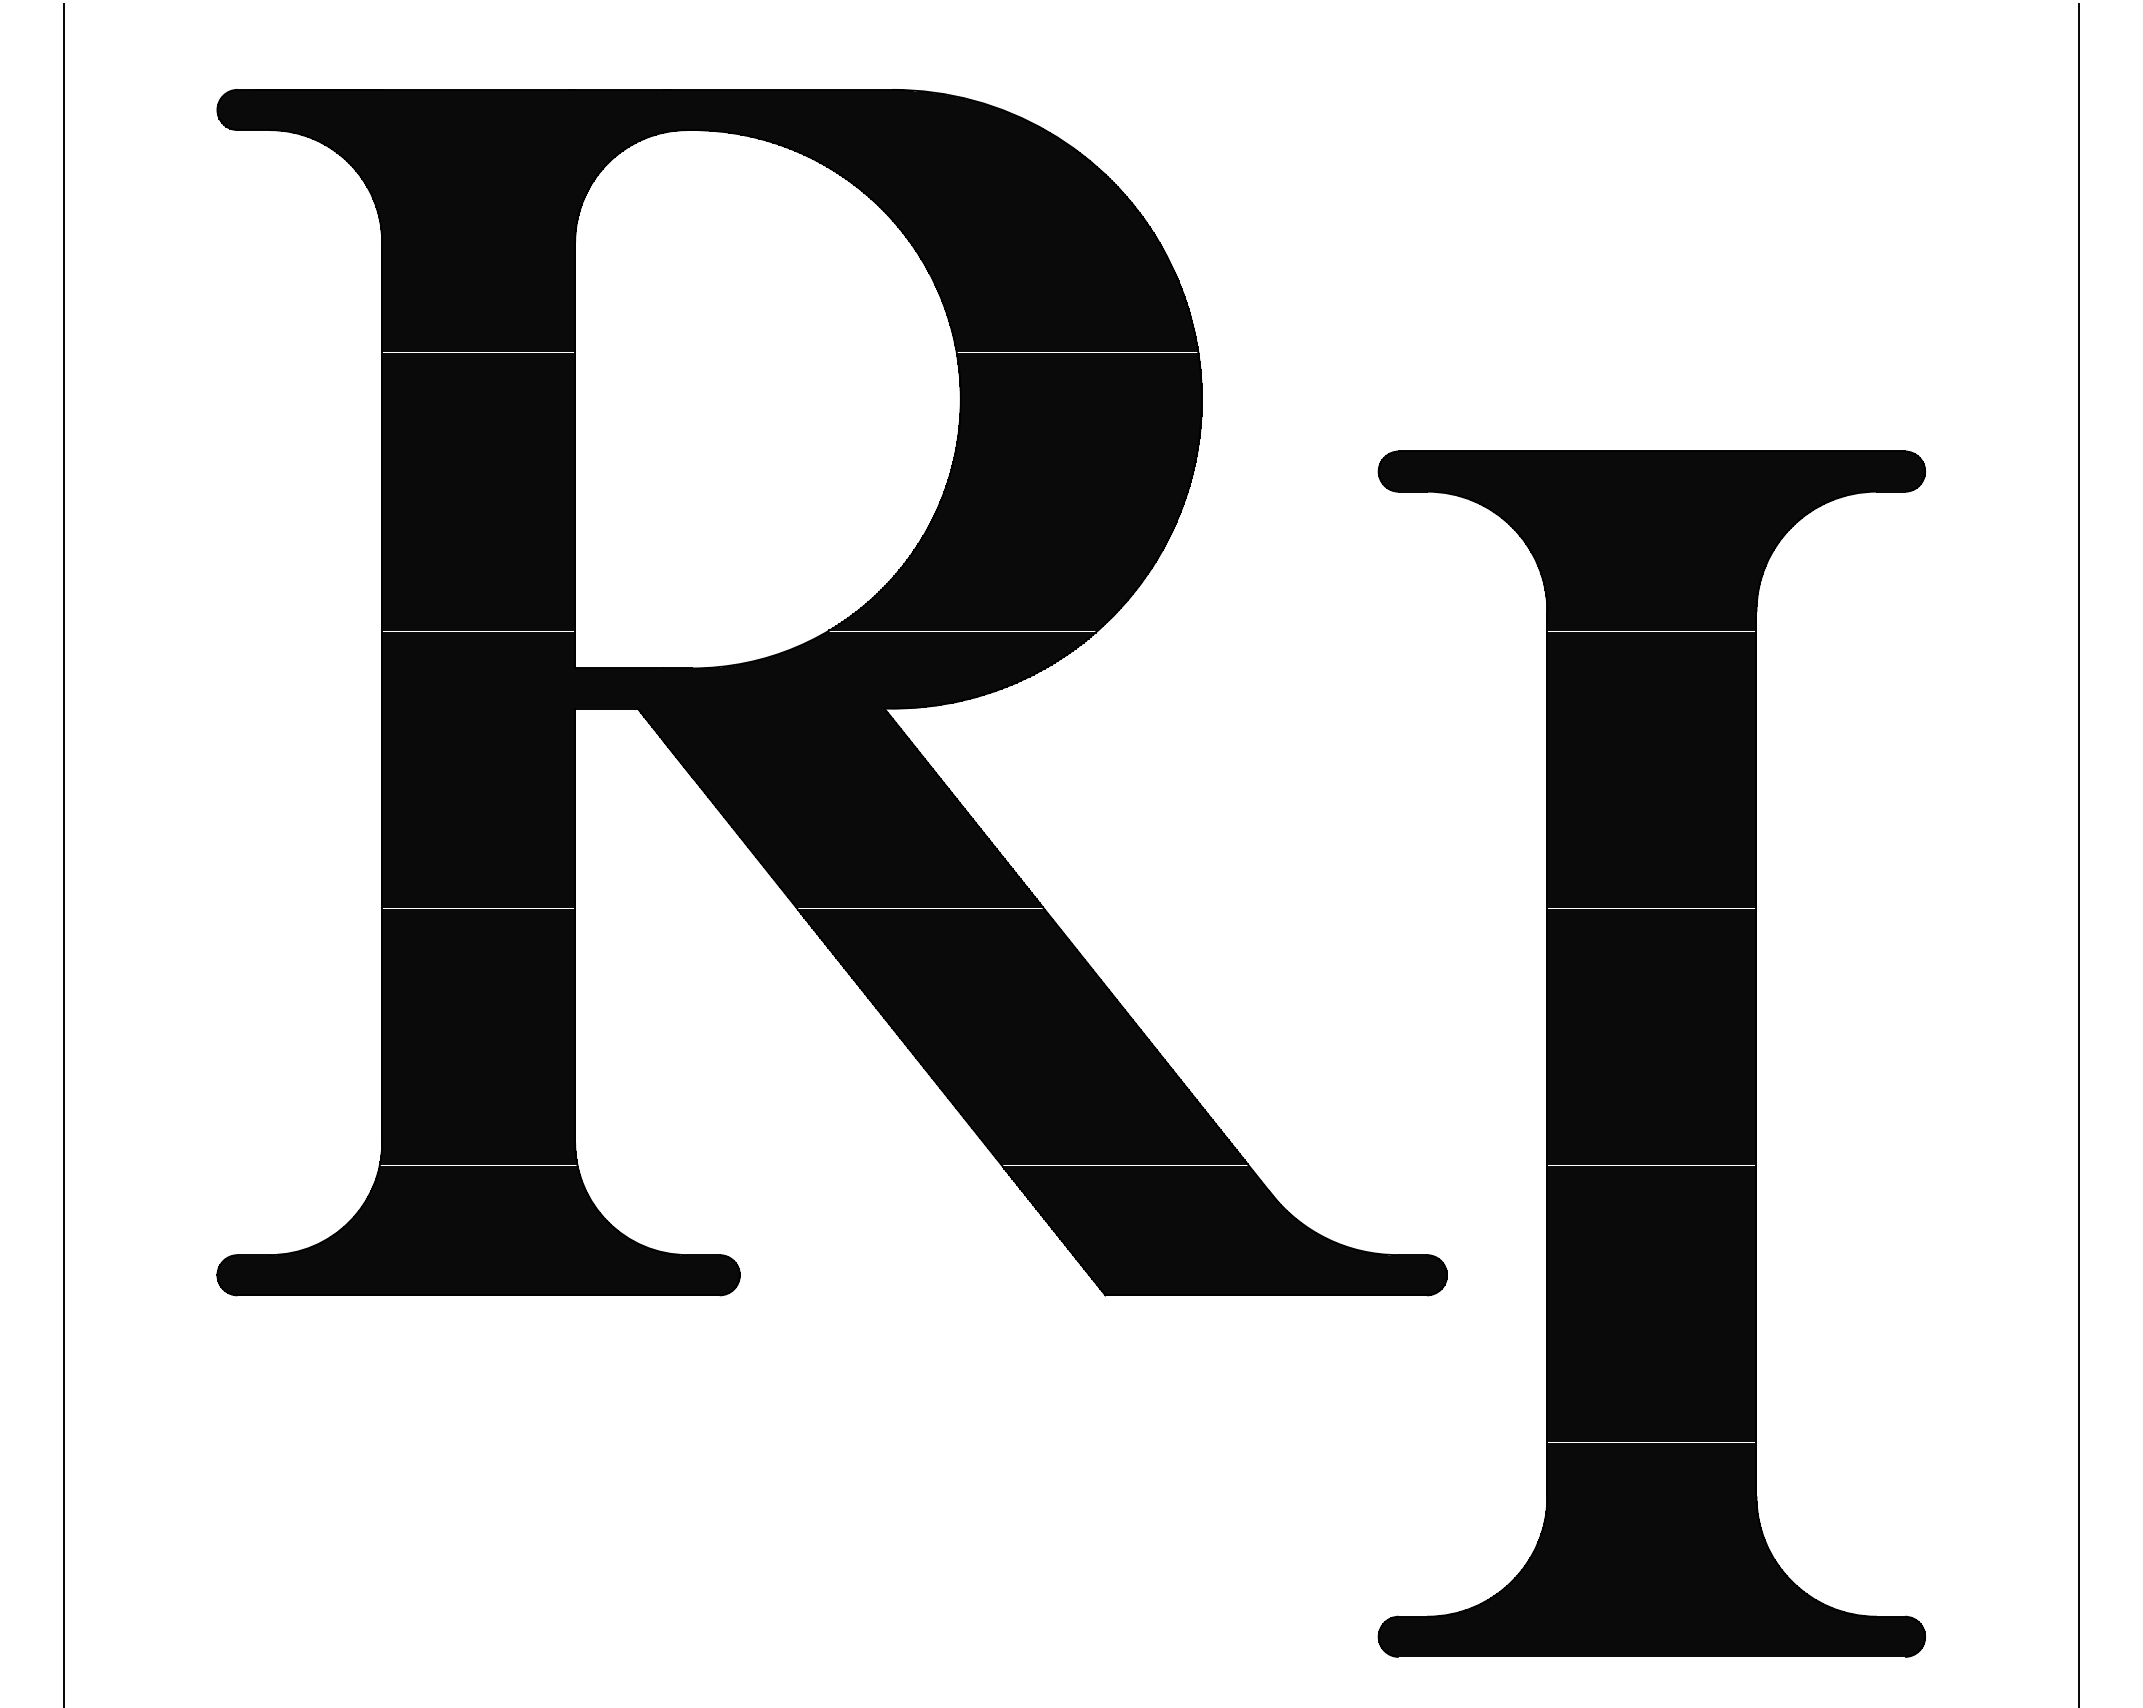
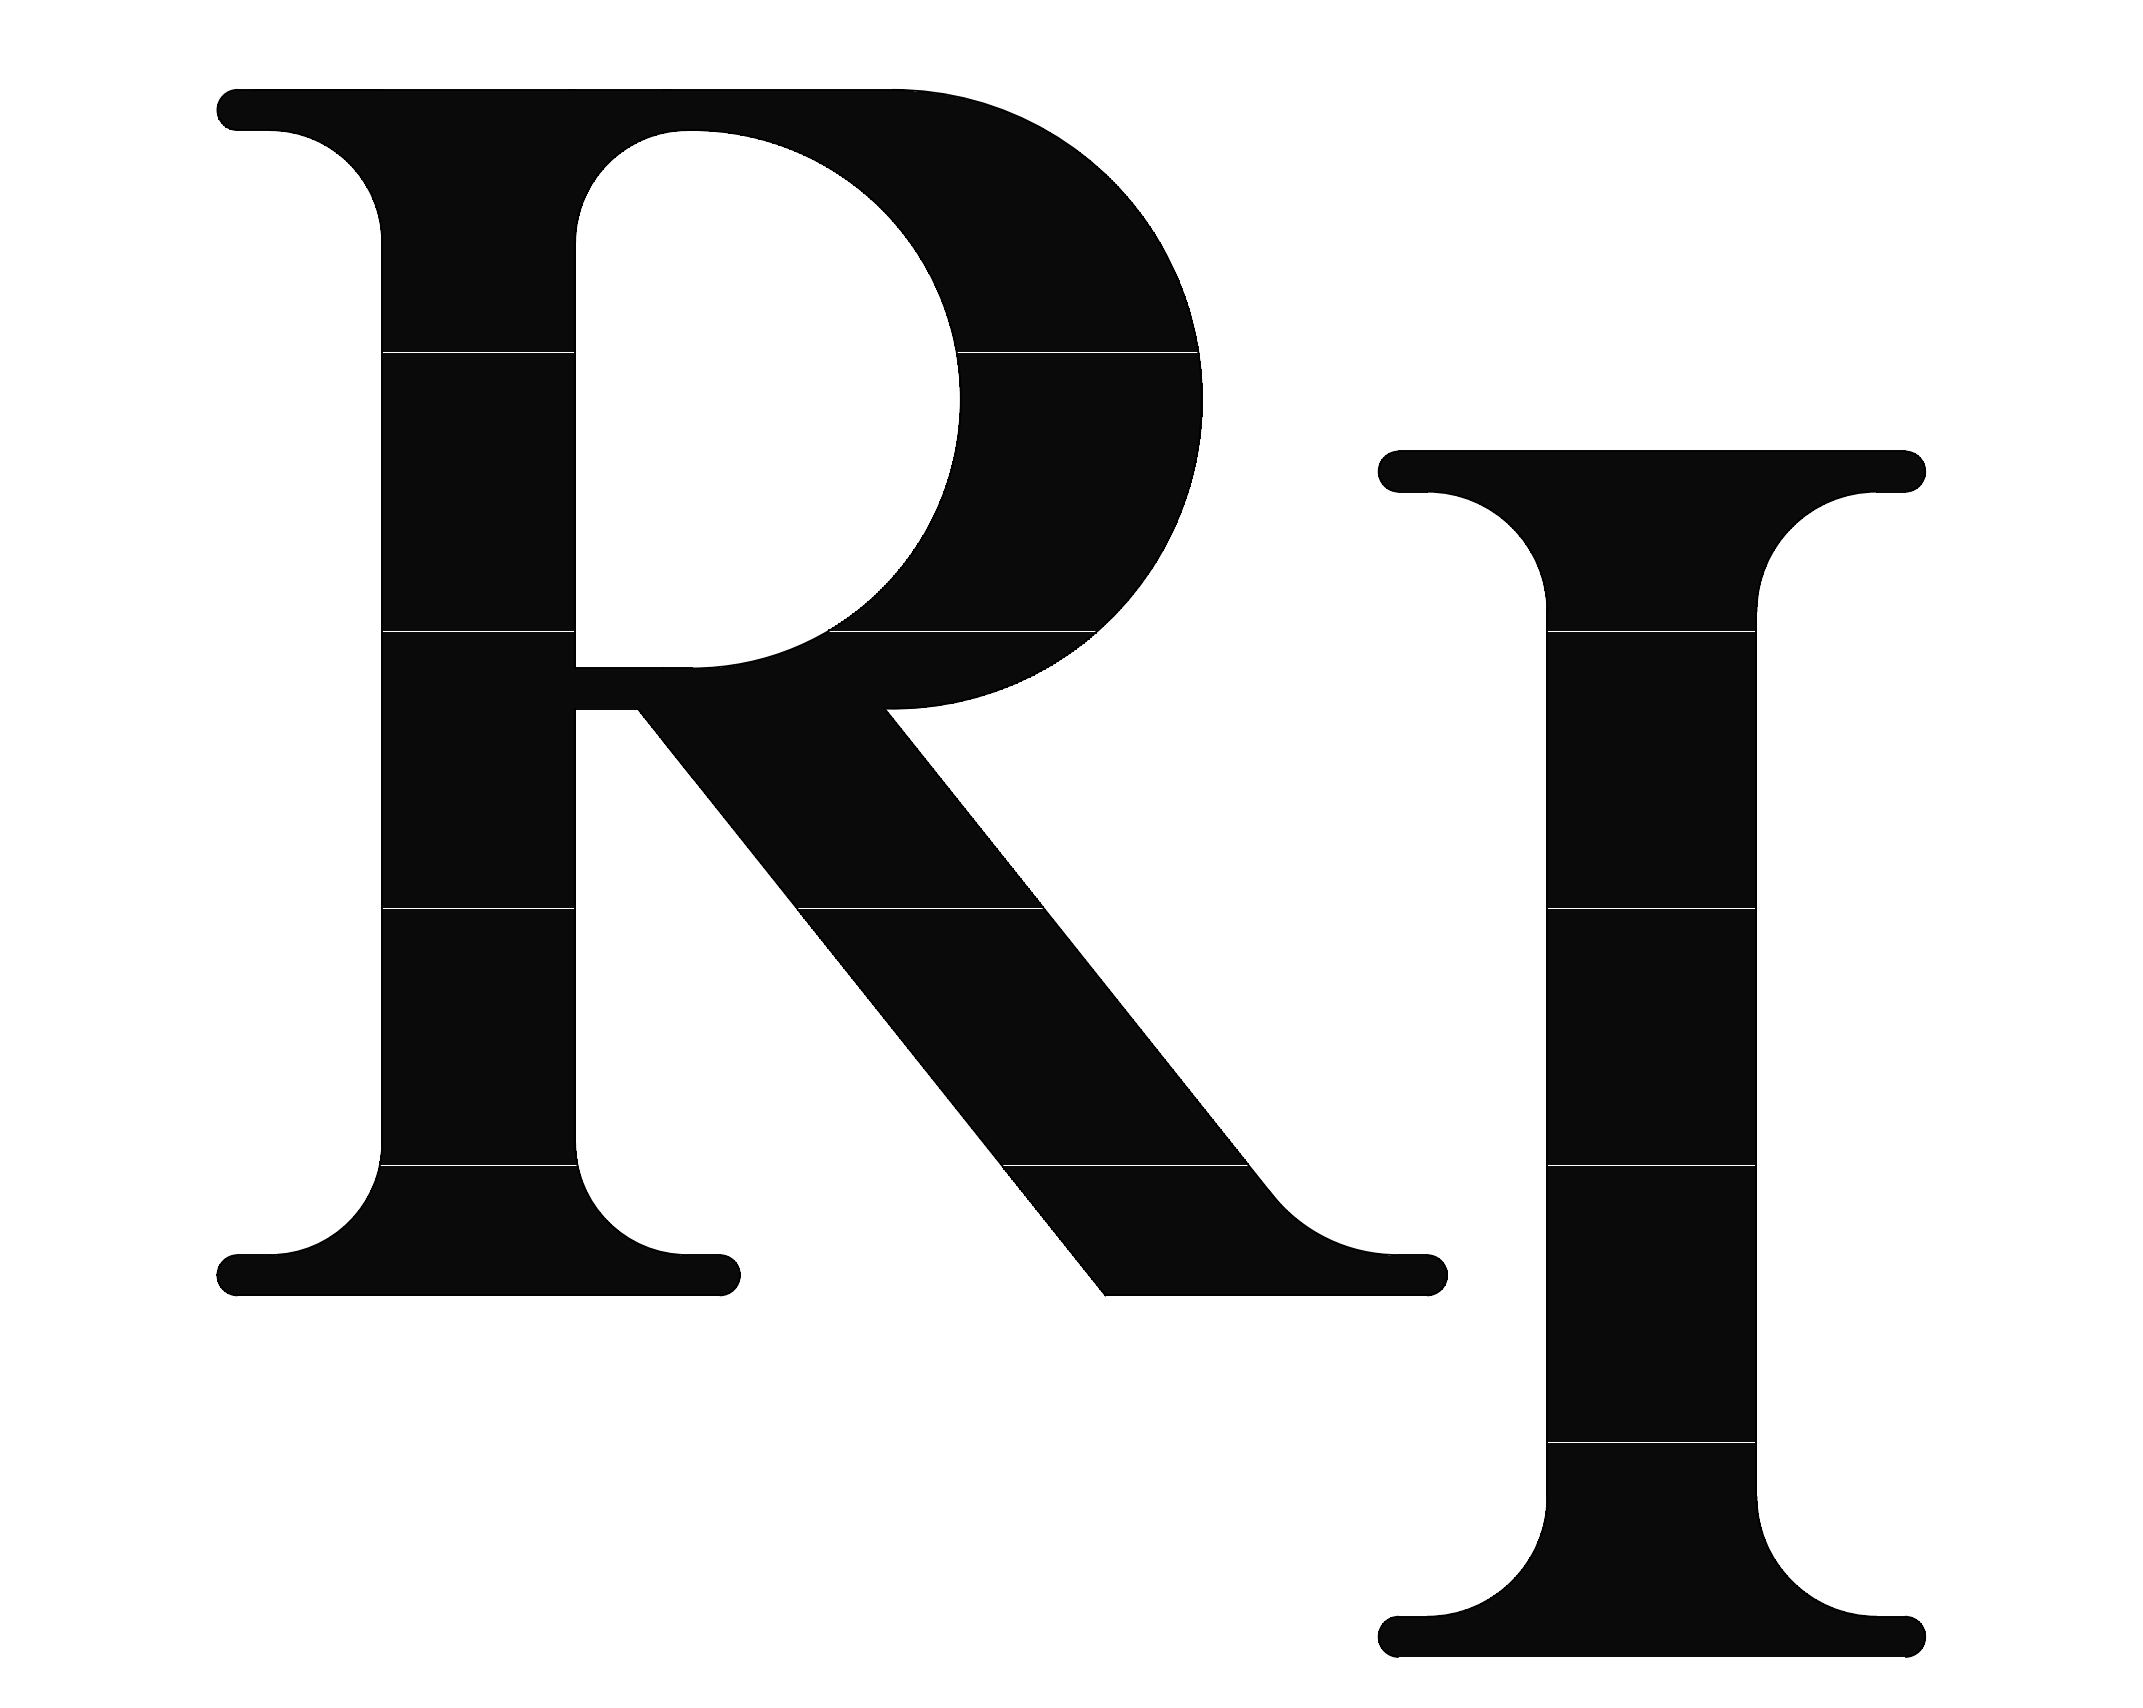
line: present -> none (64, 854)
line: present -> none (2078, 854)
